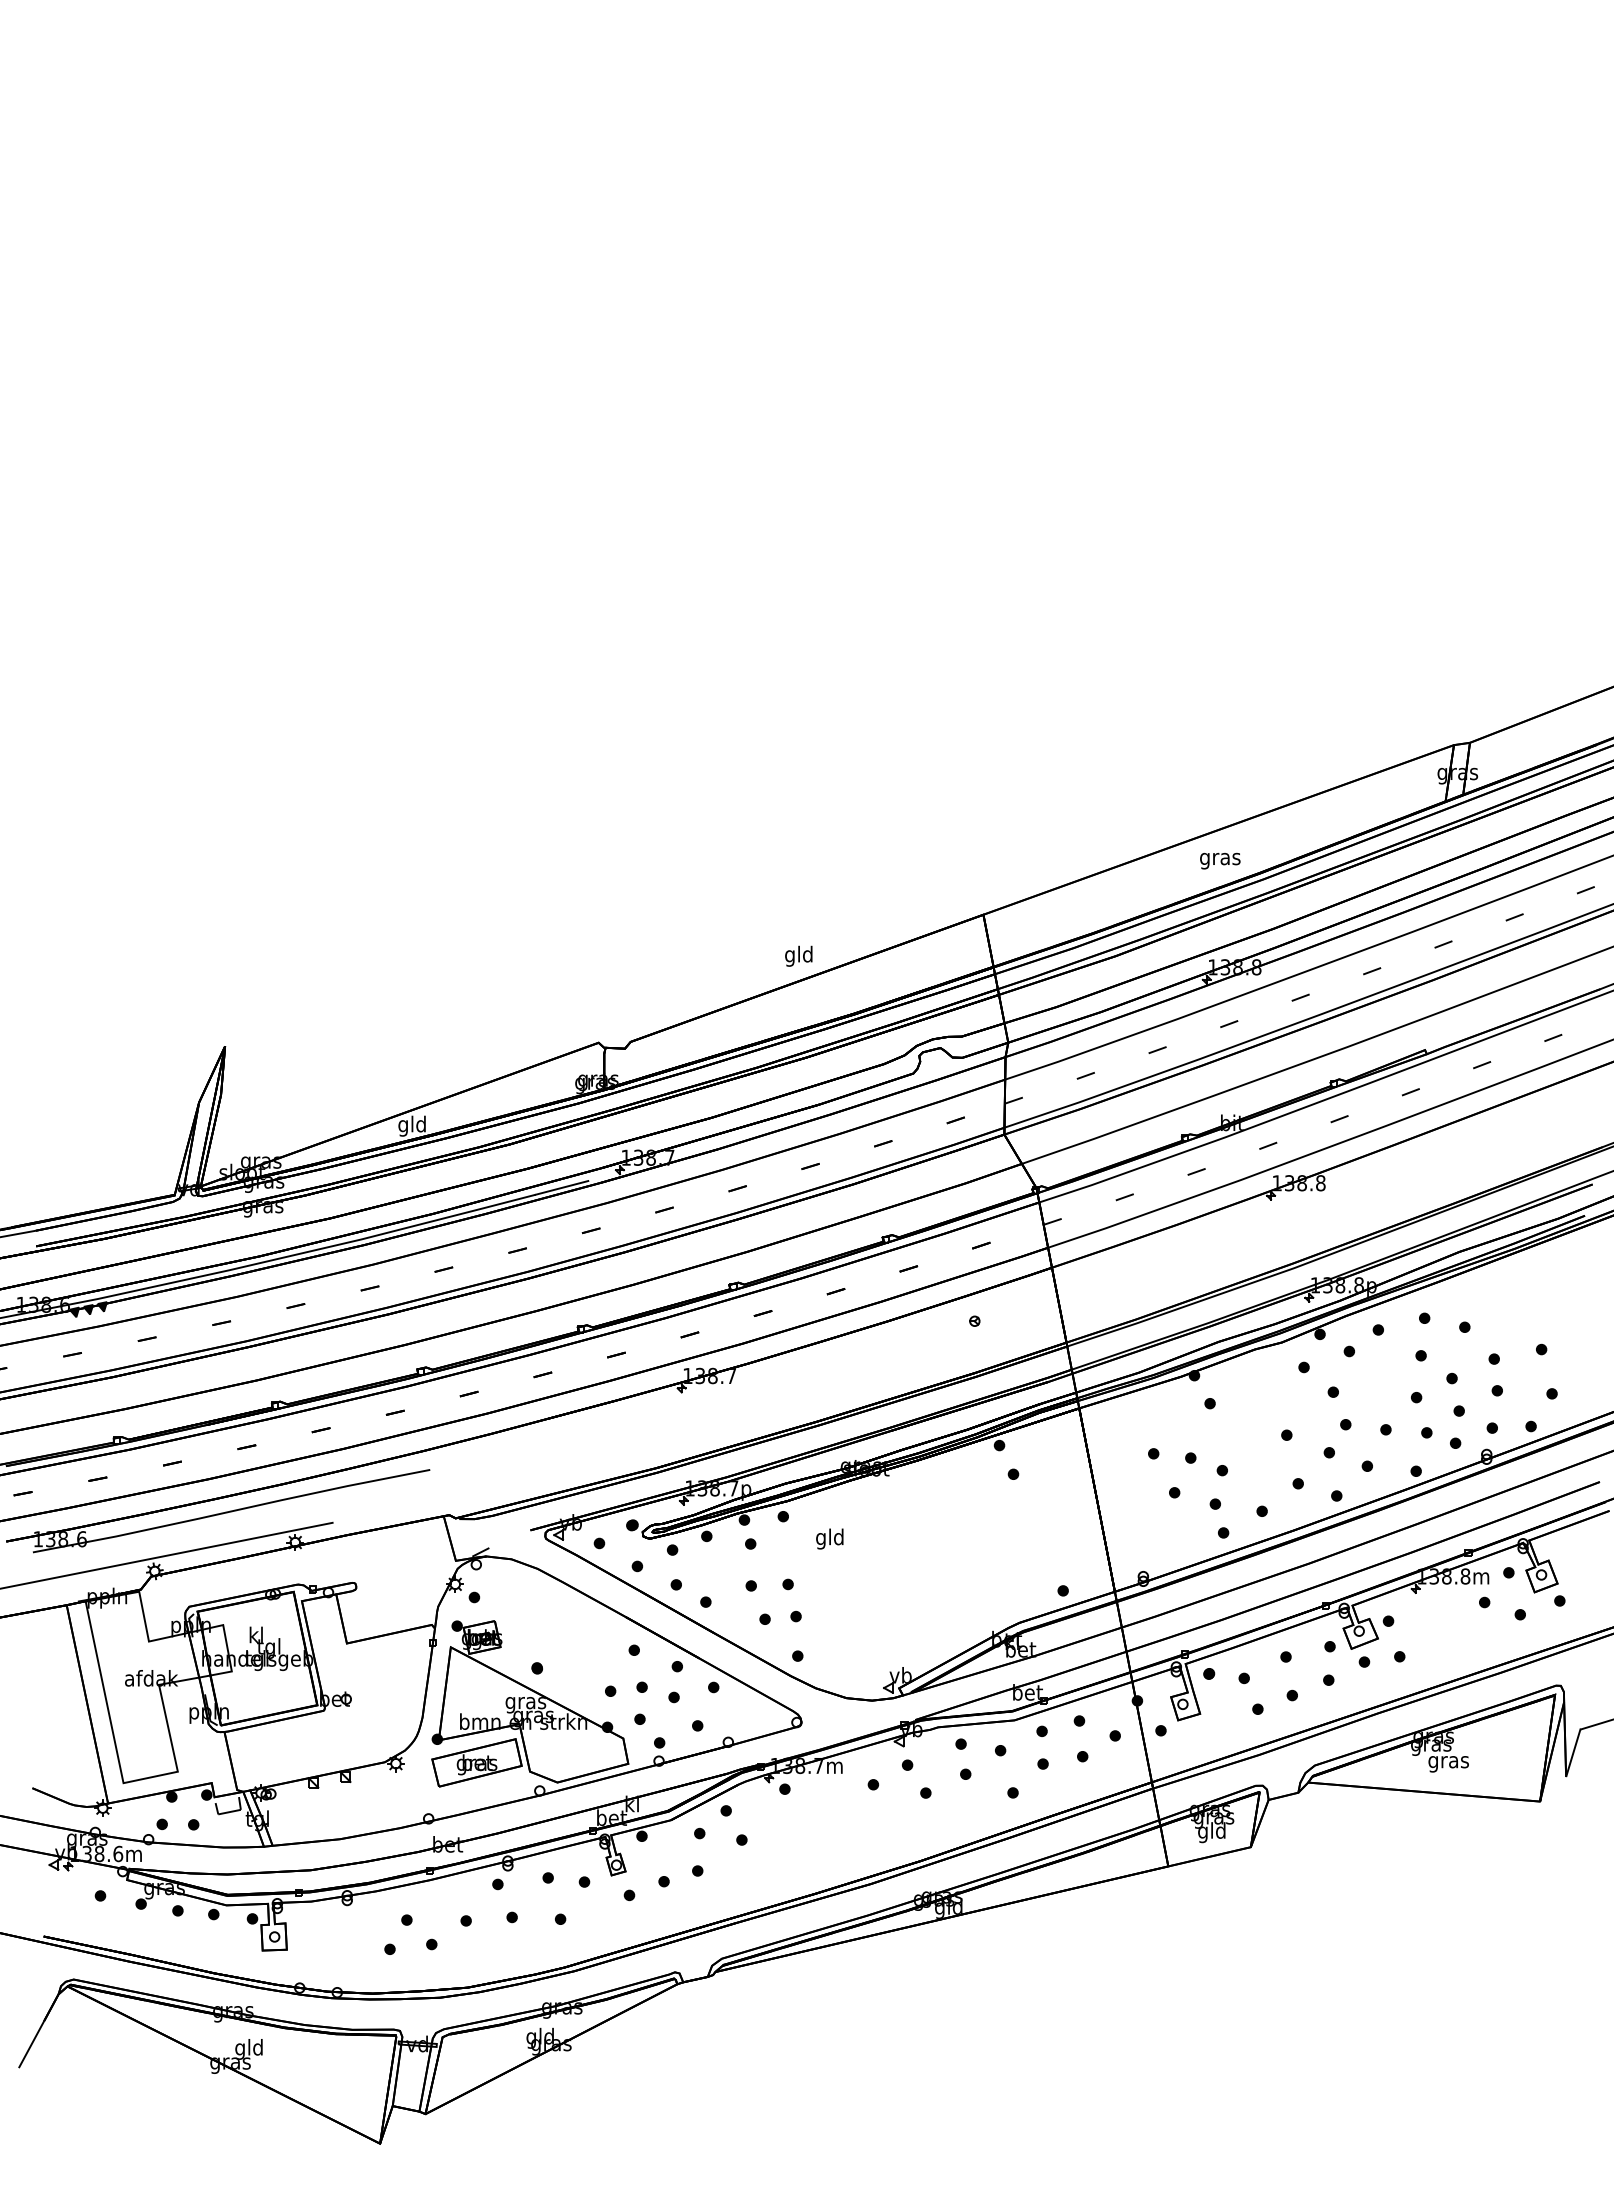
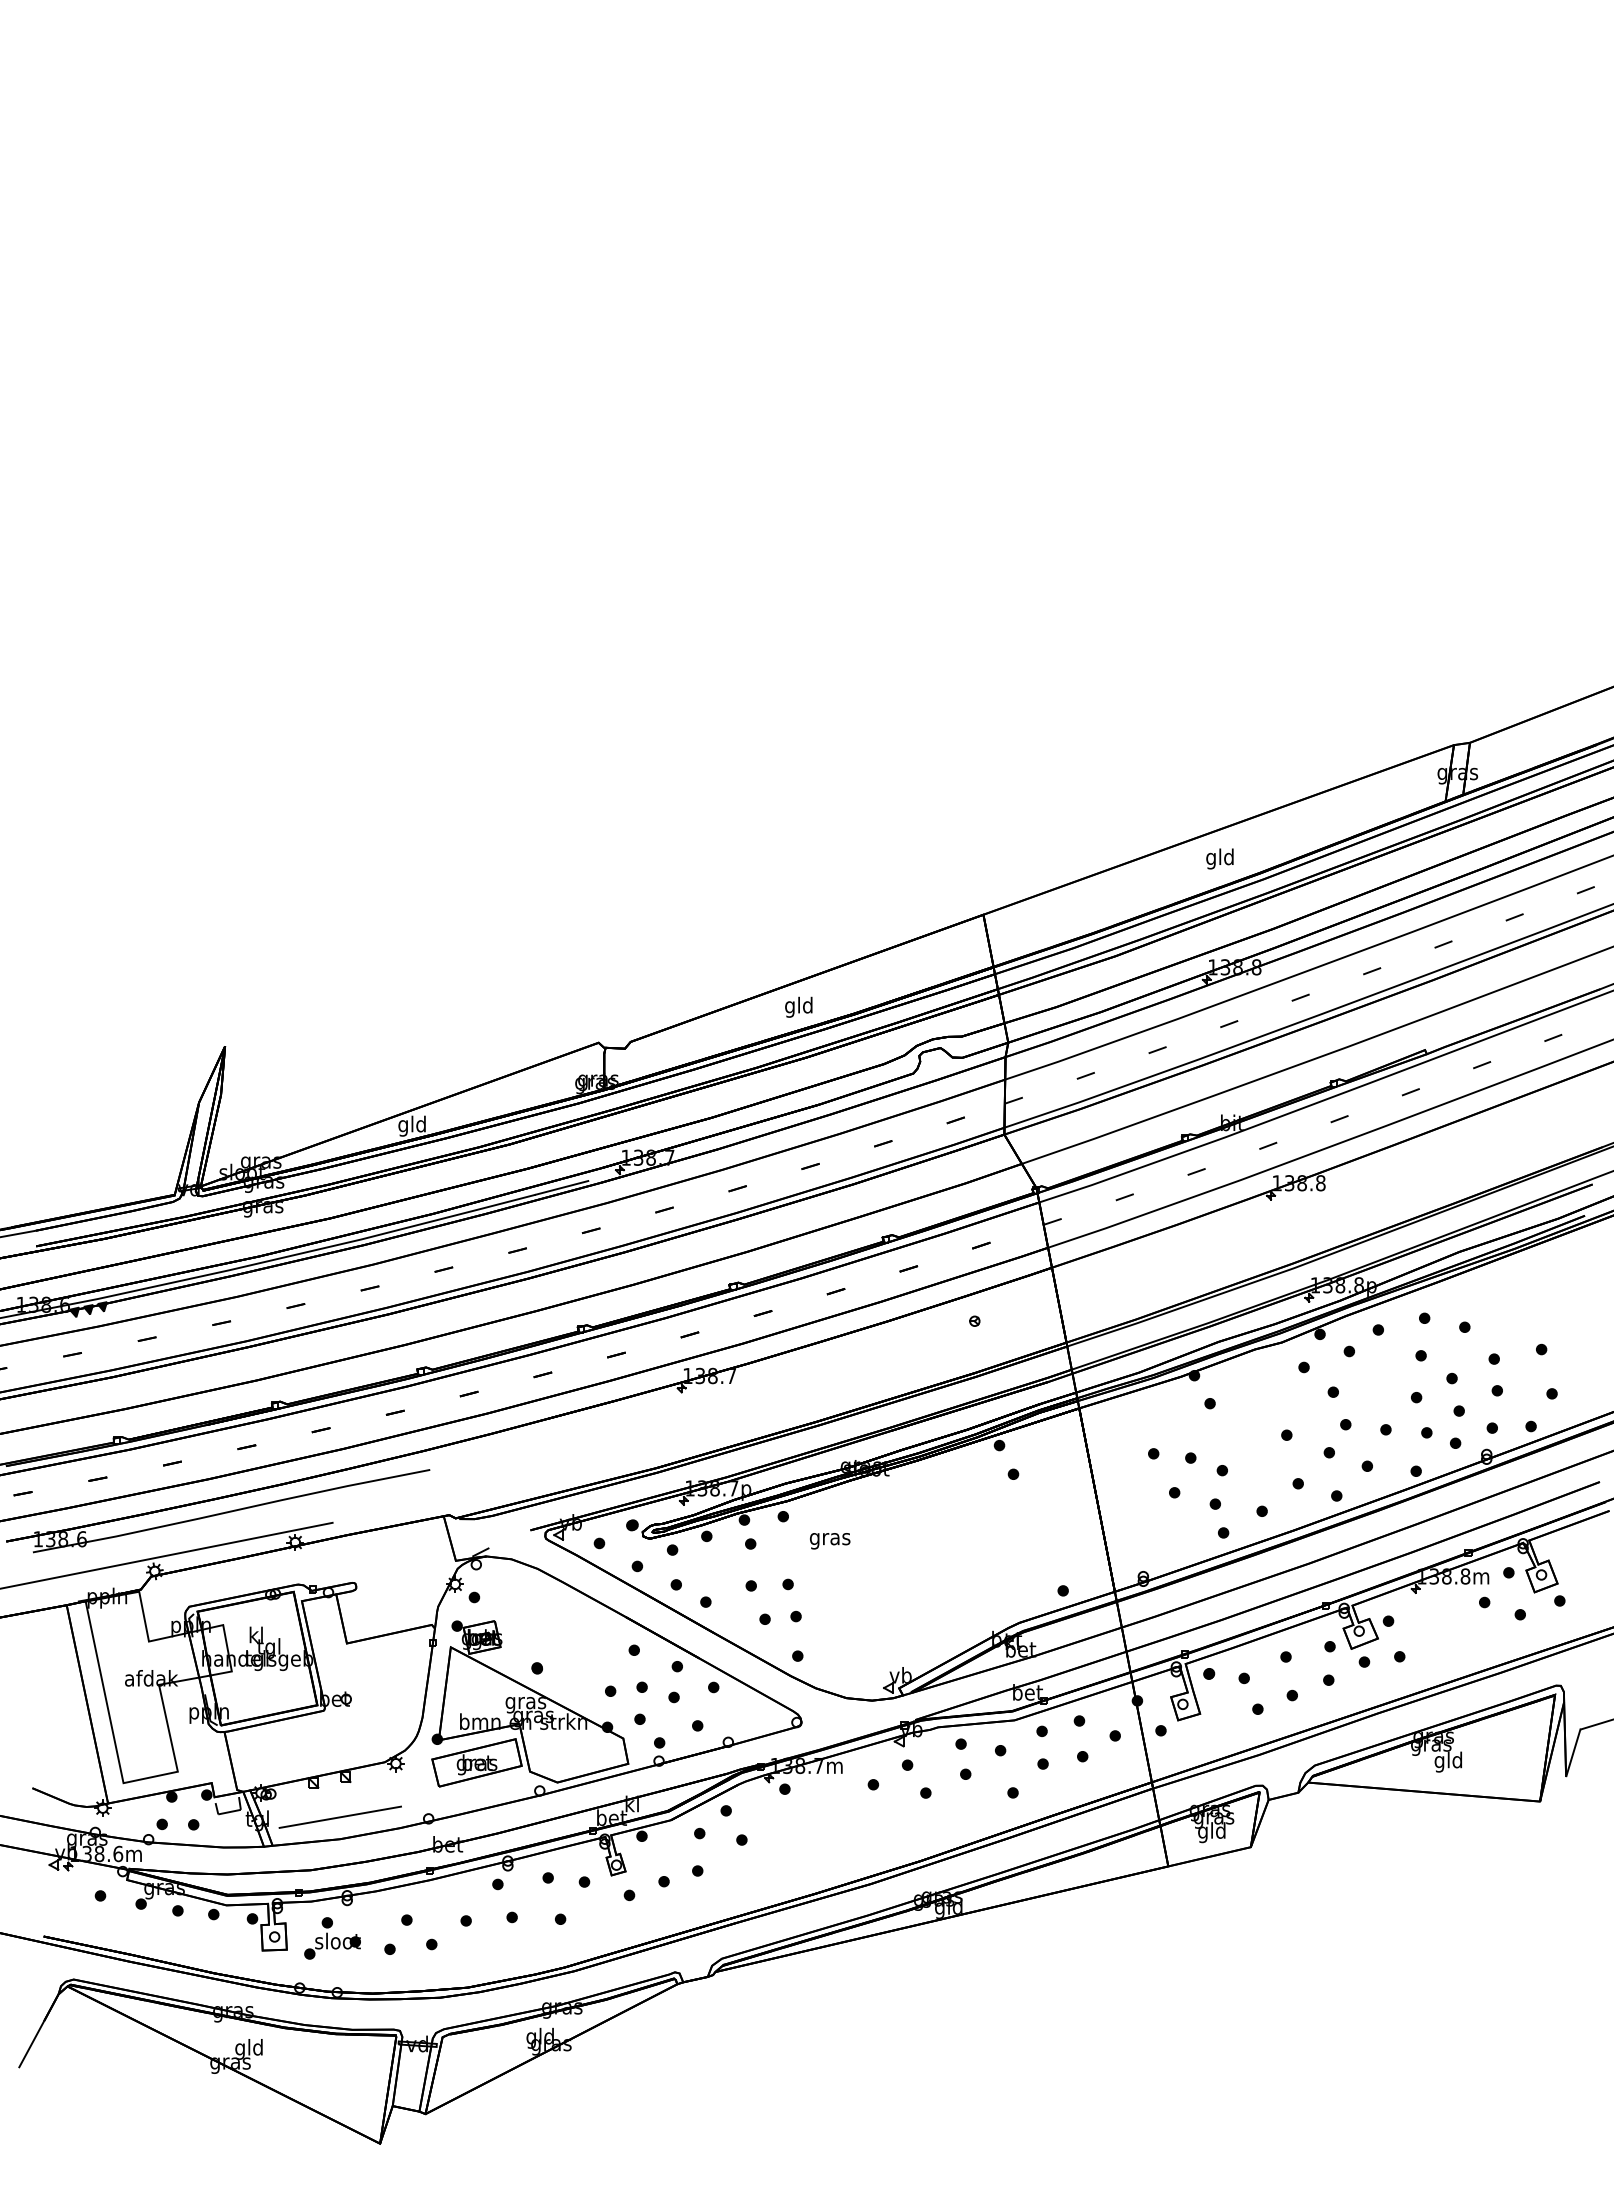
text: gras -> gld (1220, 858)
text position: (798, 955) -> (798, 1006) (798, 1006)
text: gld -> gras (829, 1538)
text: gras -> gld (1448, 1761)
line: none -> present (340, 1816)
part: none -> present (332, 1938)
